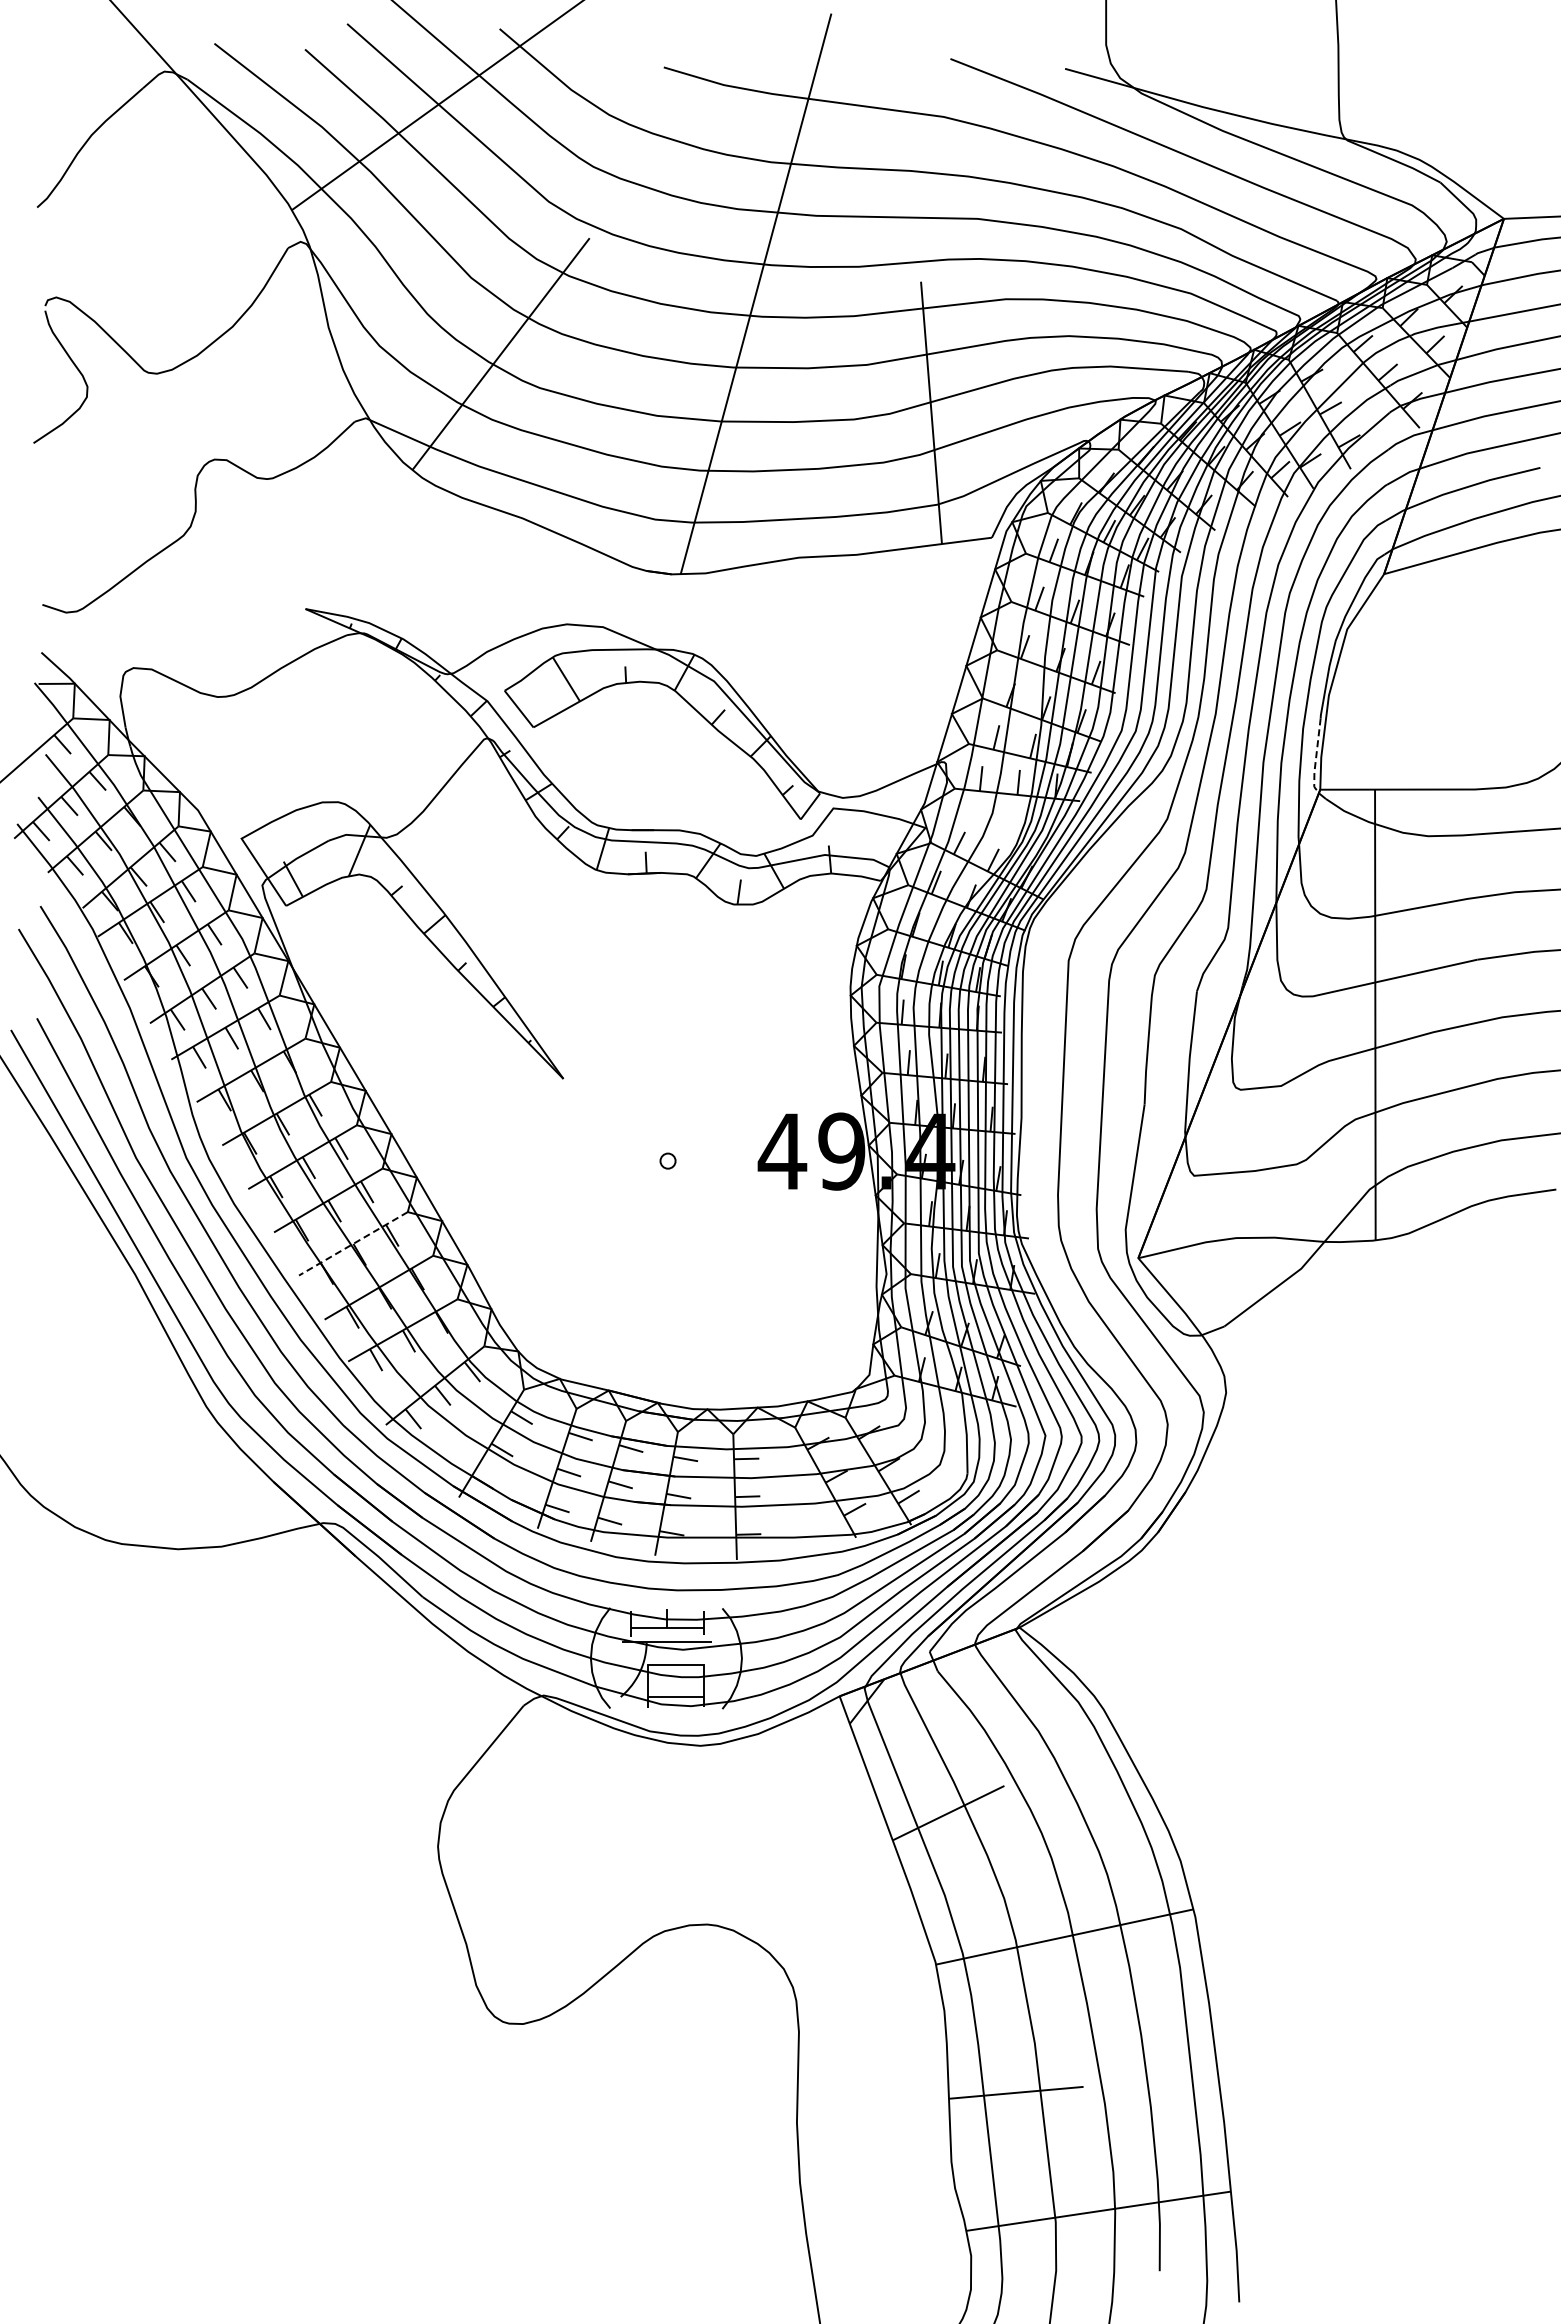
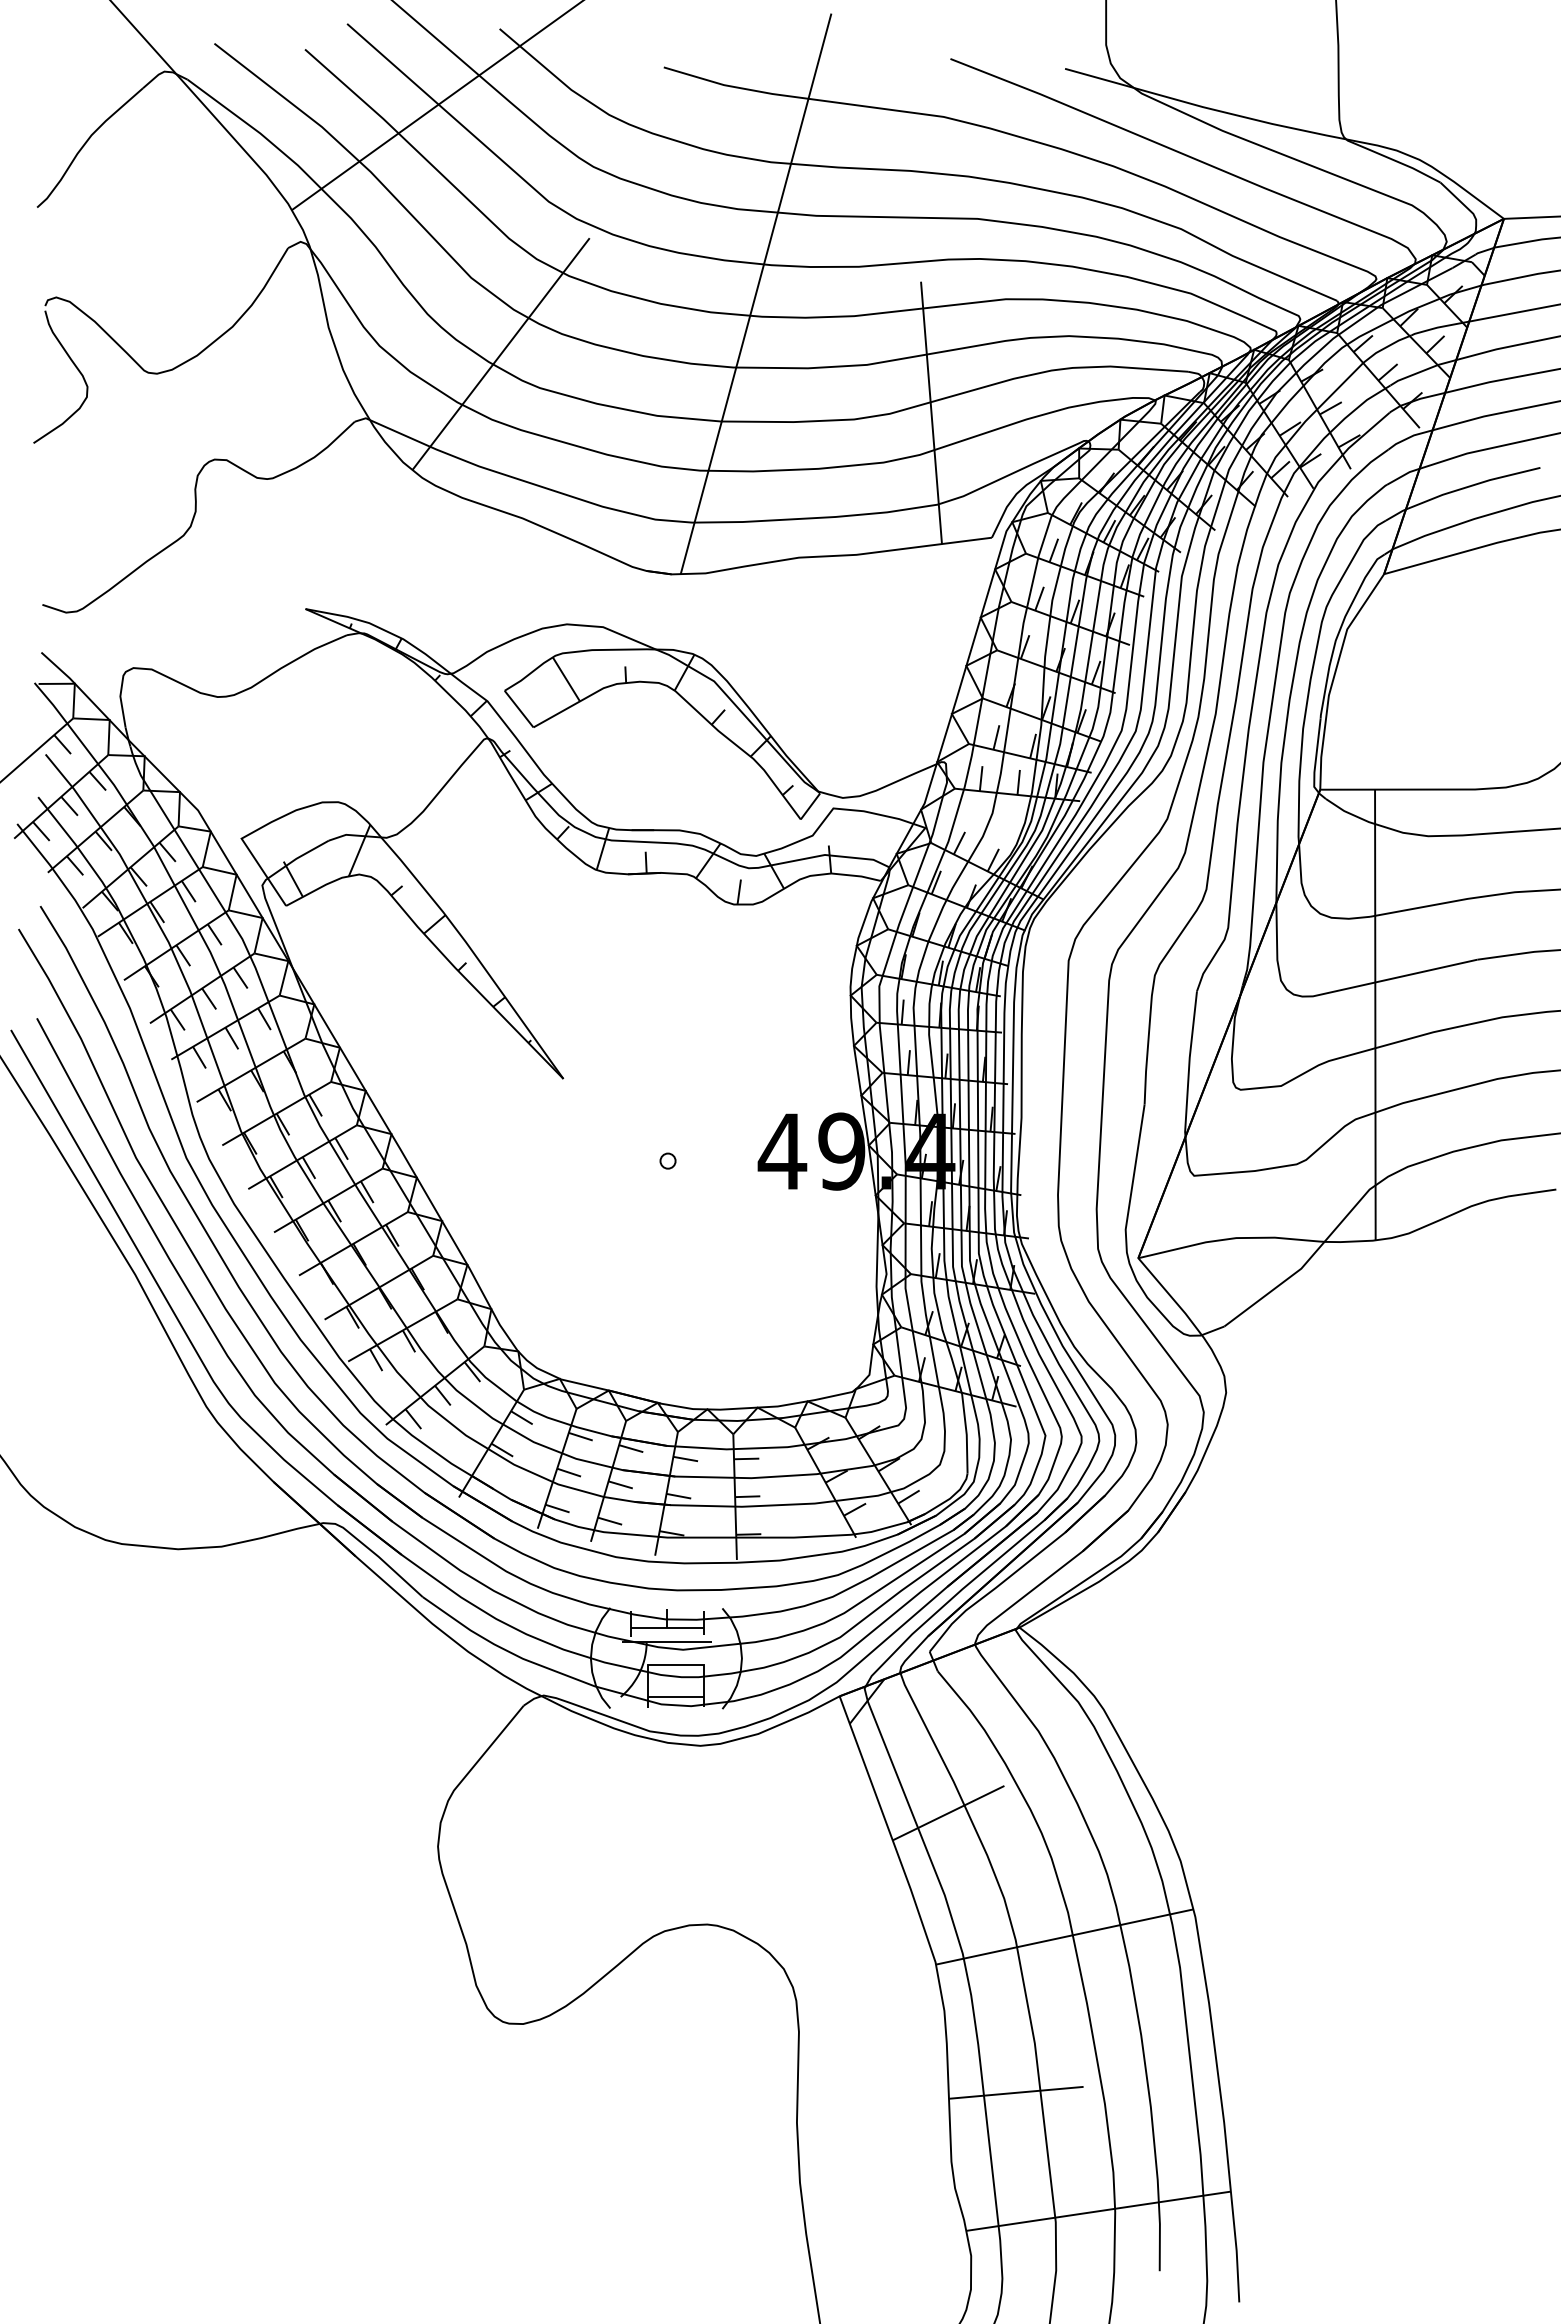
line: dashed -> solid (1316, 757)
line: dashed -> solid (353, 1243)
